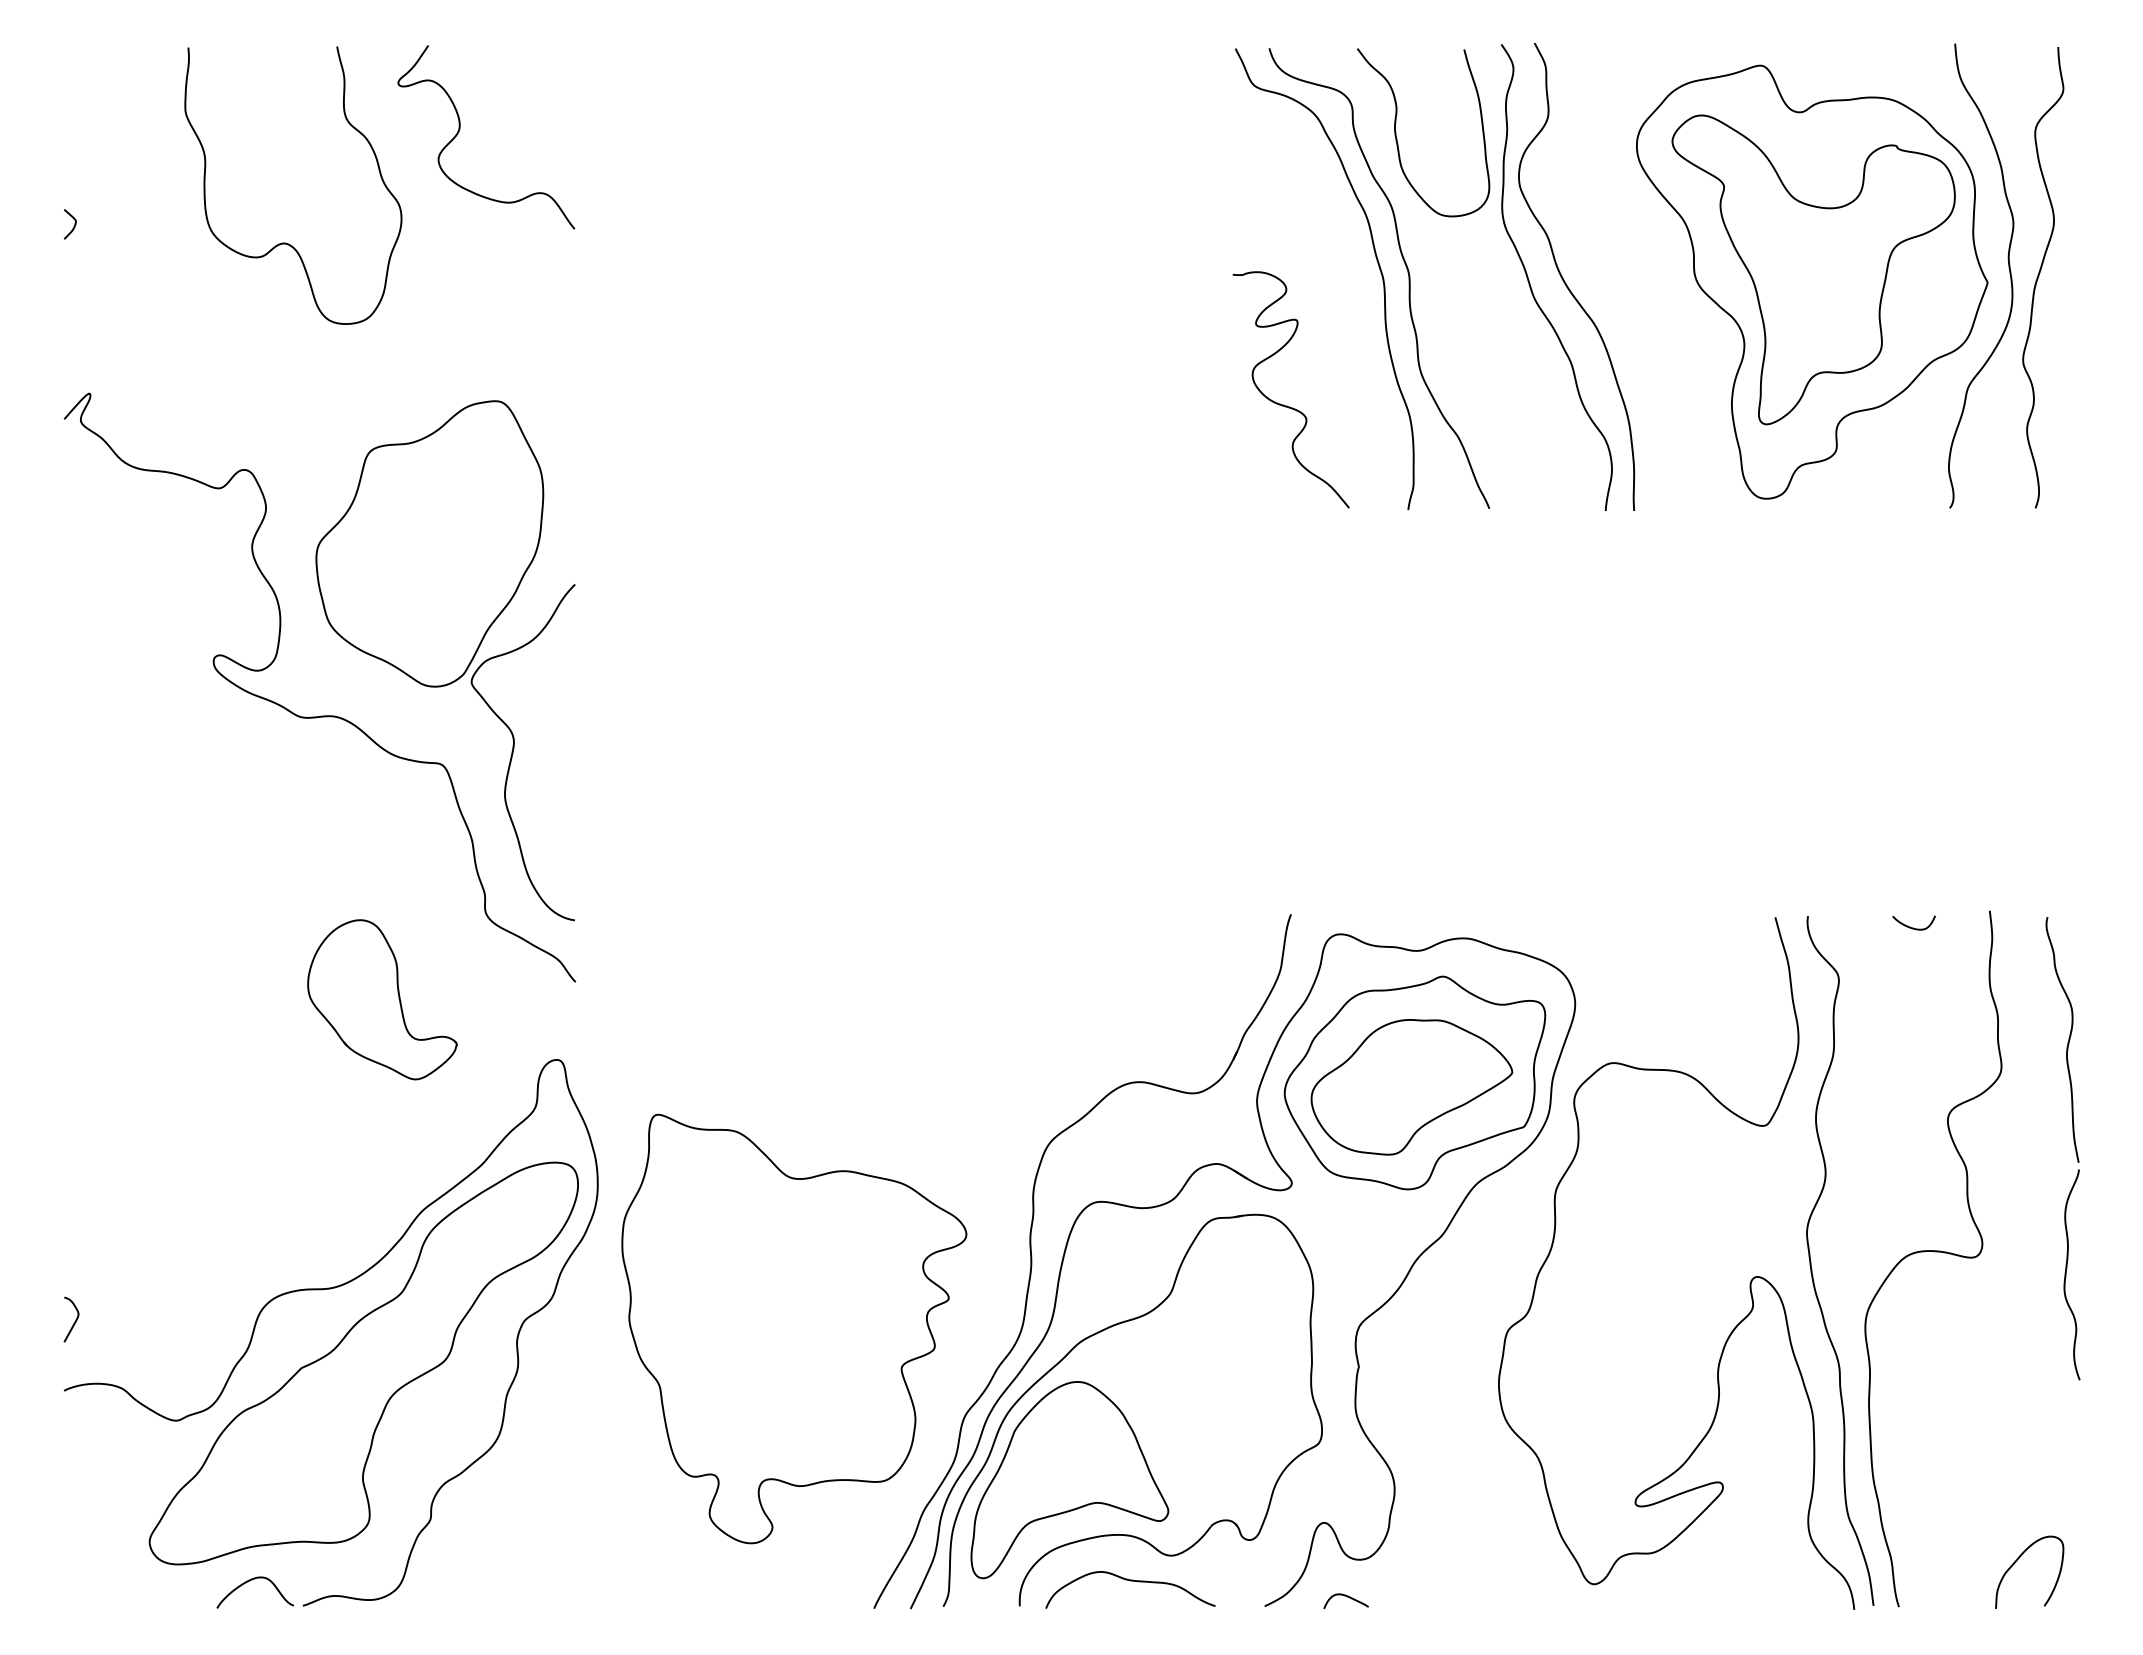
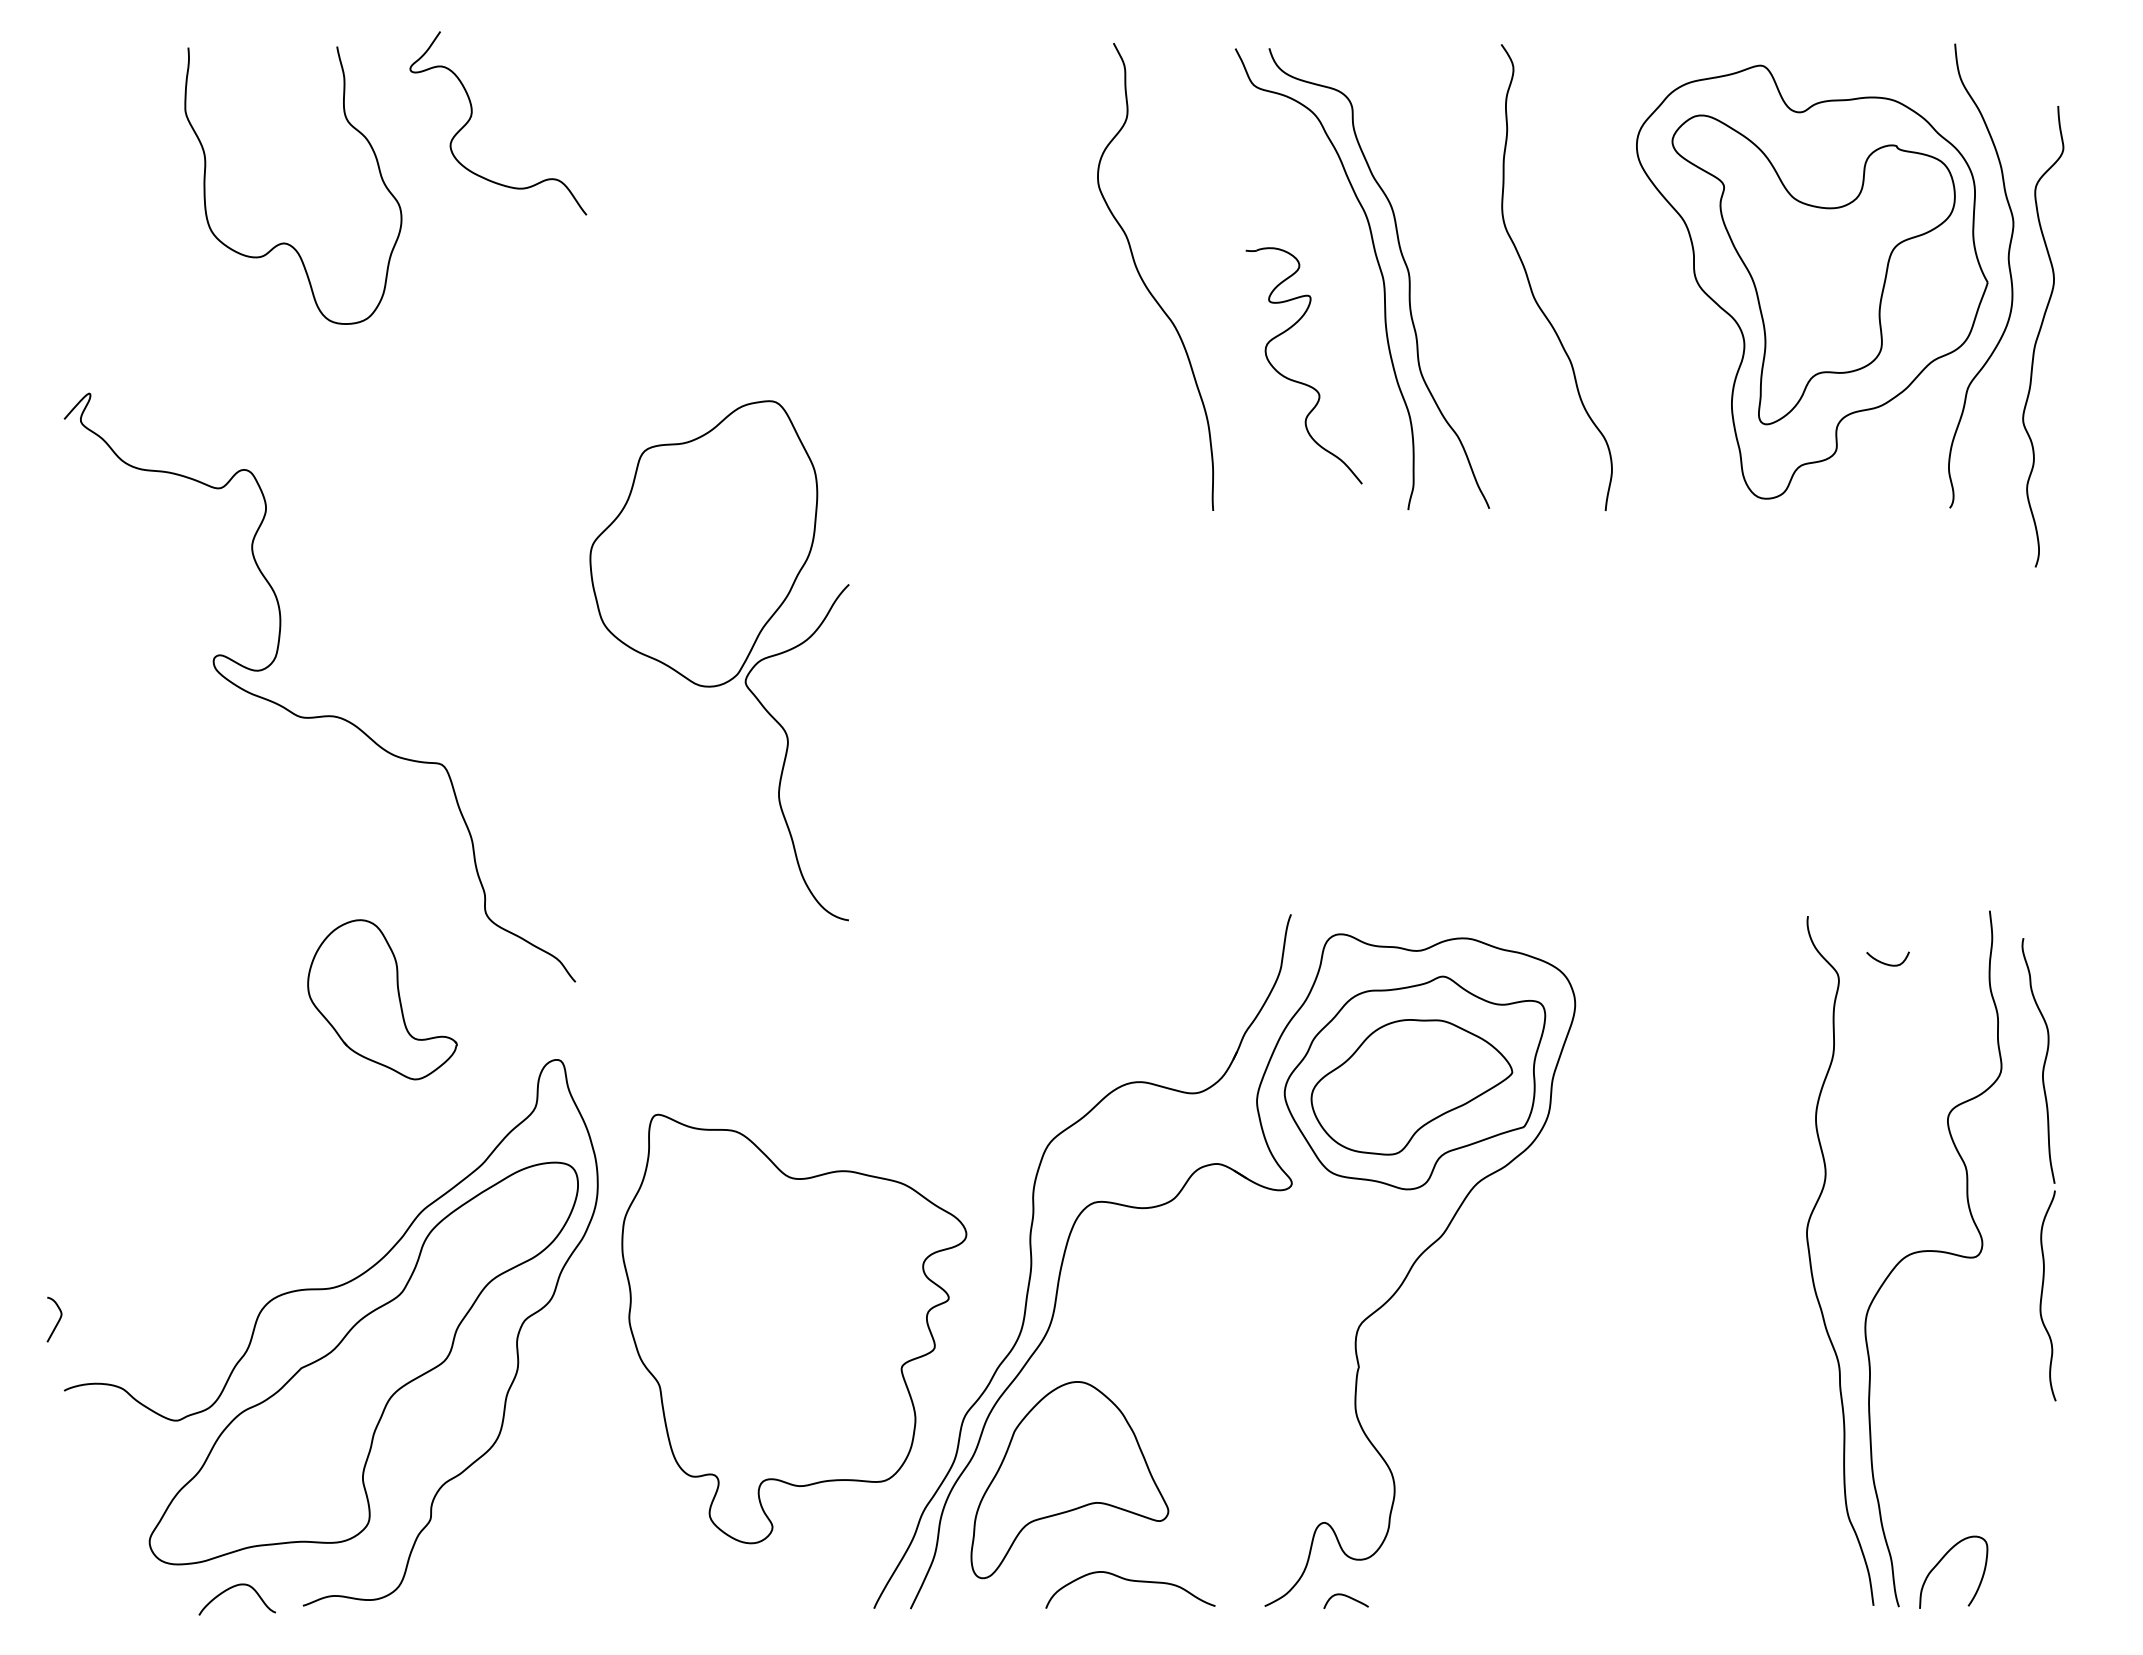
curve position: (460, 129) -> (472, 115) (472, 115)
curve: present -> none (1397, 138)
curve: present -> none (73, 226)
curve position: (2039, 276) -> (2039, 335) (2039, 335)
curve position: (1565, 281) -> (1144, 281) (1144, 281)
part position: (1286, 405) -> (1299, 381) (1299, 381)
part position: (445, 660) -> (719, 660) (719, 660)
curve position: (1910, 926) -> (1884, 962) (1884, 962)
part position: (2074, 1147) -> (2050, 1168) (2050, 1168)
curve: present -> none (1749, 1283)
curve position: (74, 1321) -> (57, 1321) (57, 1321)
part: present -> none (1094, 1335)
curve position: (2016, 1562) -> (1940, 1562) (1940, 1562)
curve position: (250, 1581) -> (232, 1588) (232, 1588)
